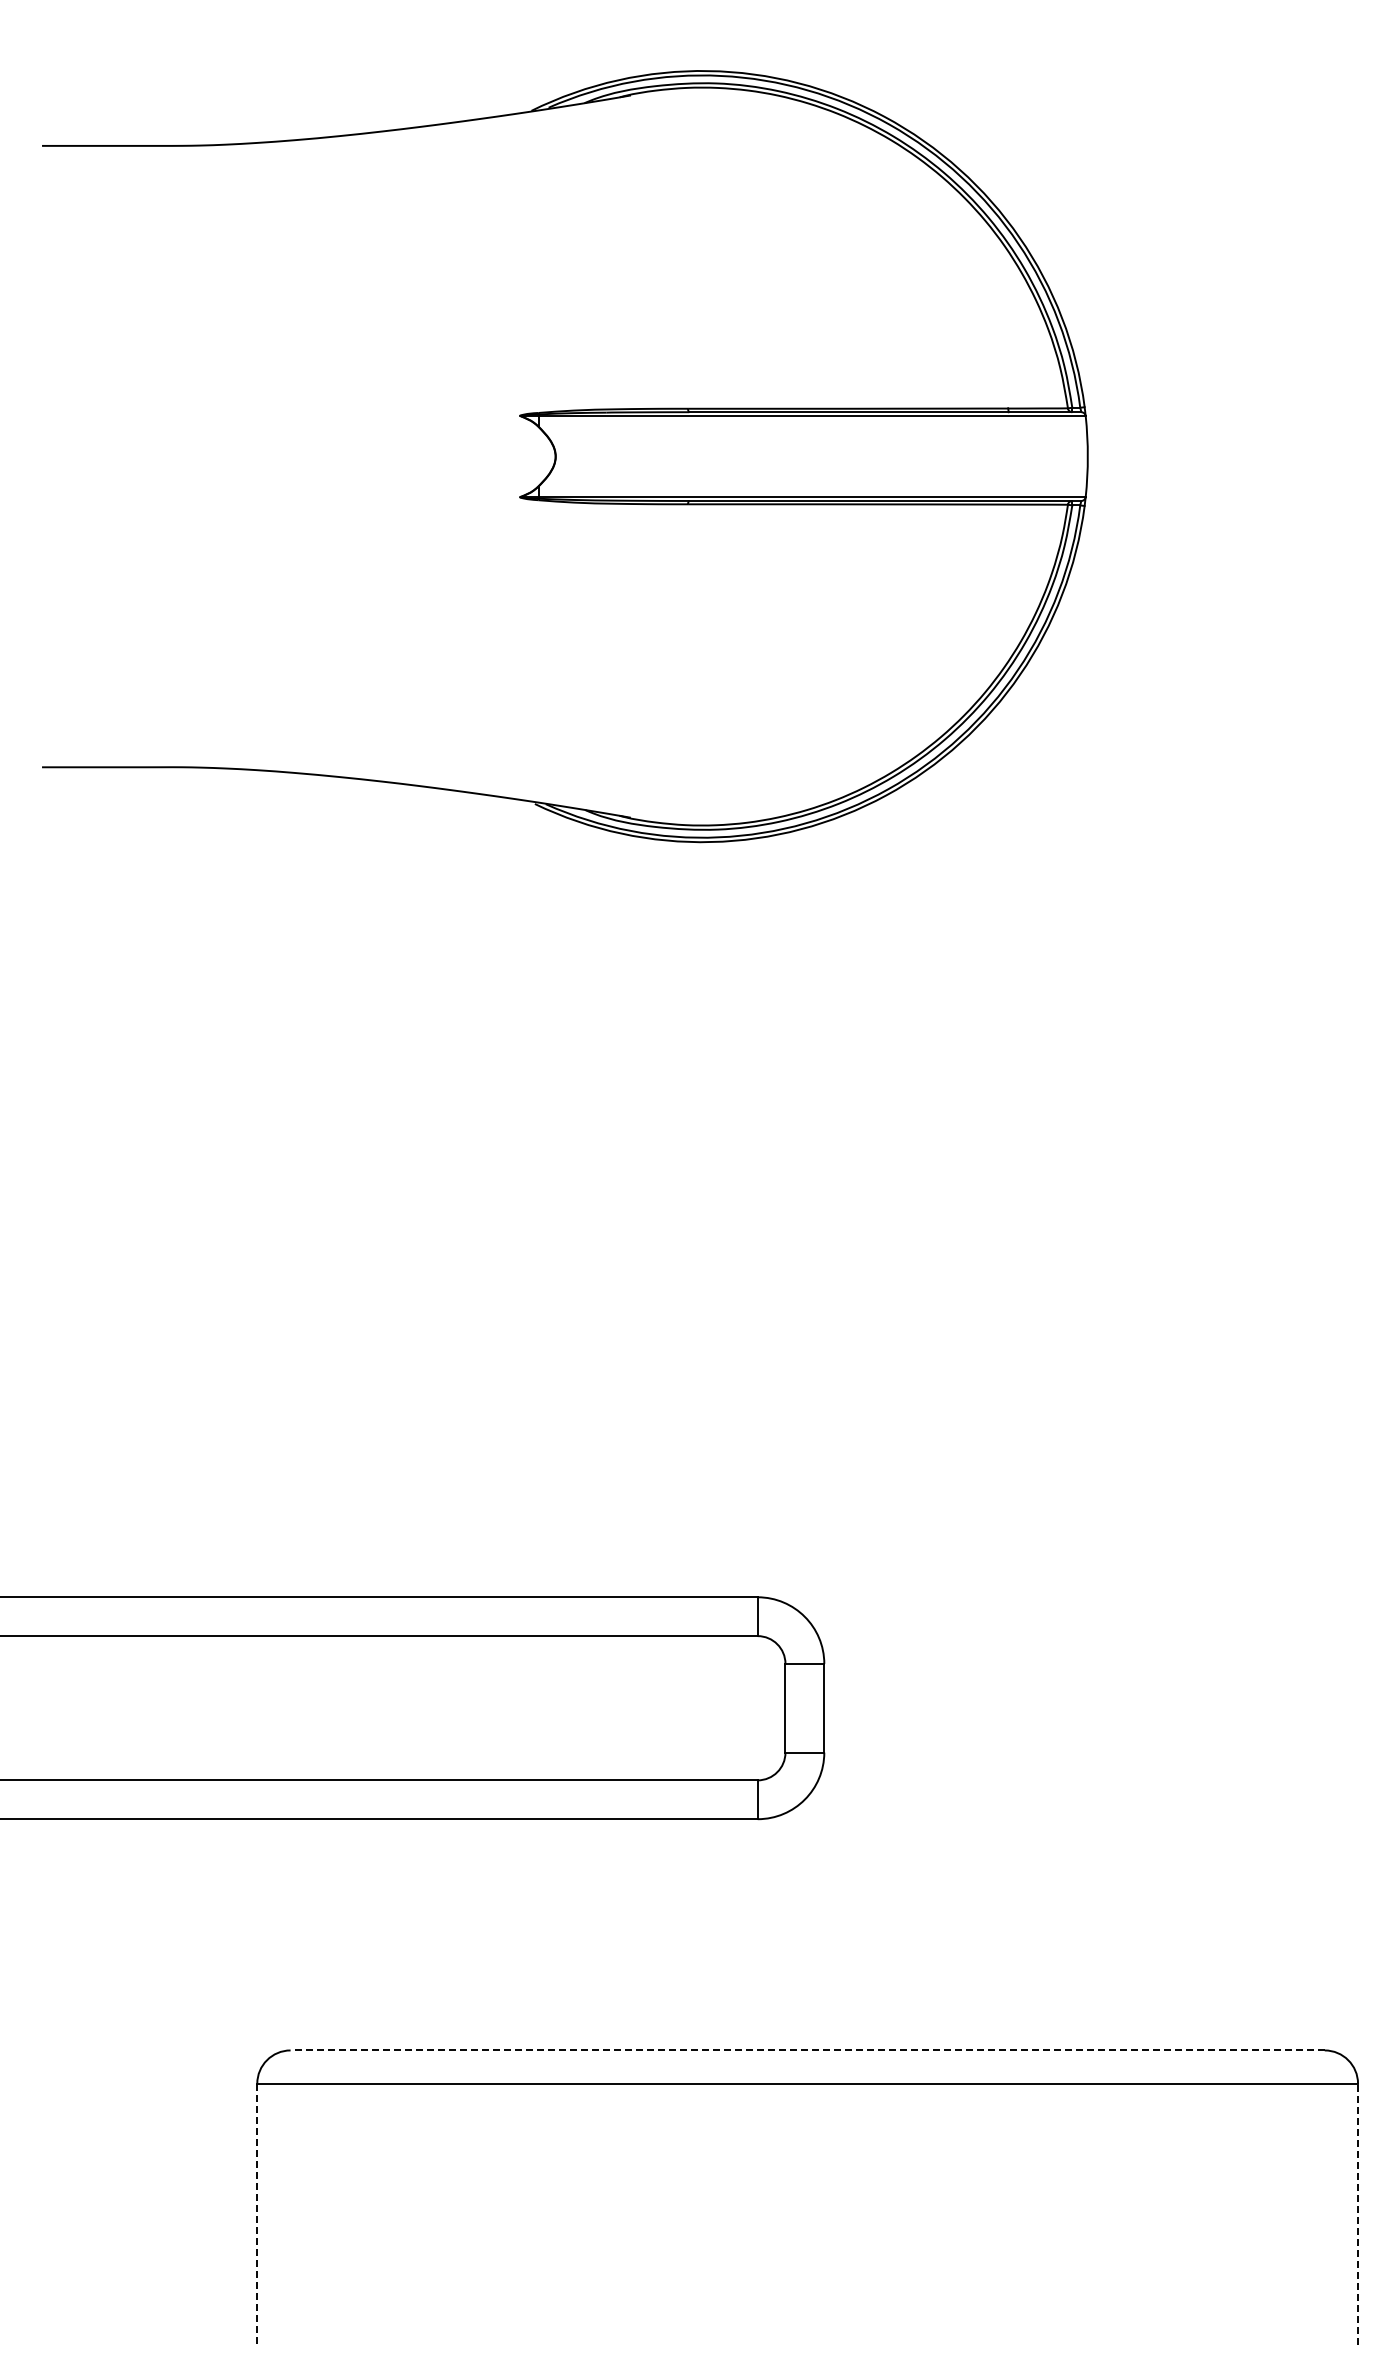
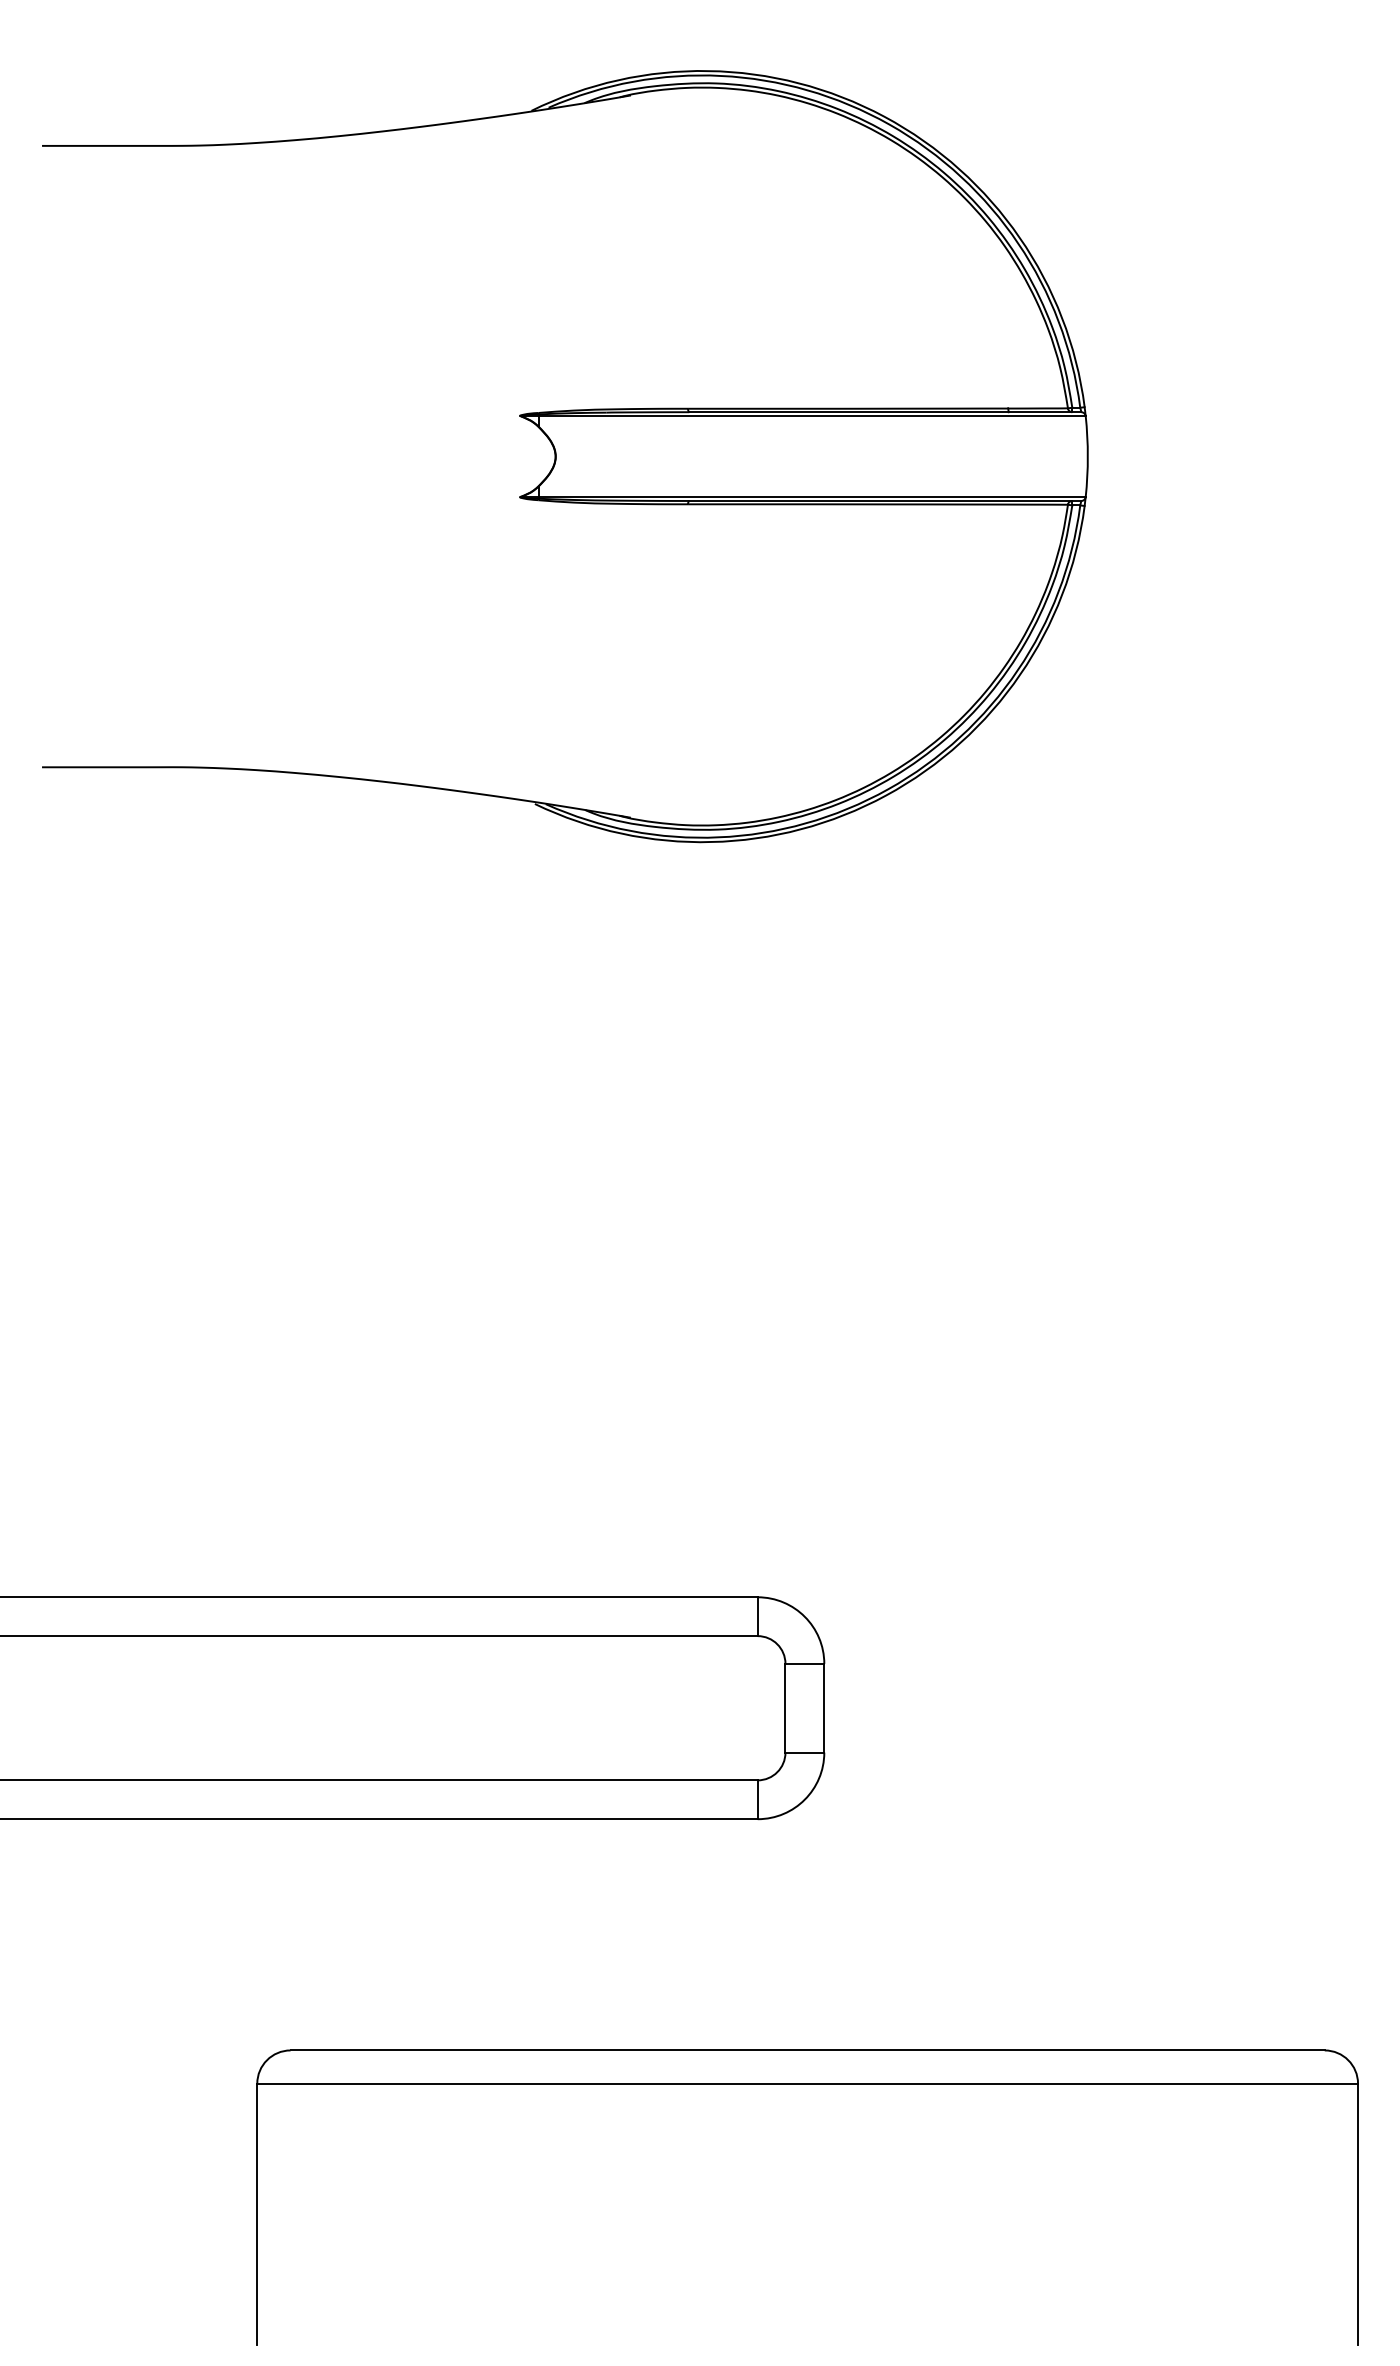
line: dashed -> solid (807, 2050)
line: dashed -> solid (257, 2214)
line: dashed -> solid (1358, 2214)
